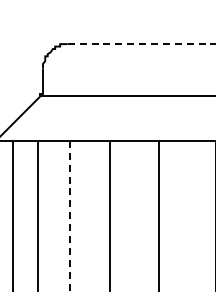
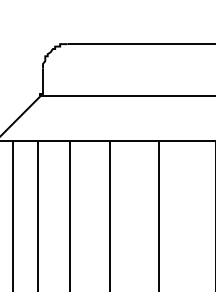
line: dashed -> solid (141, 44)
line: dashed -> solid (70, 216)
